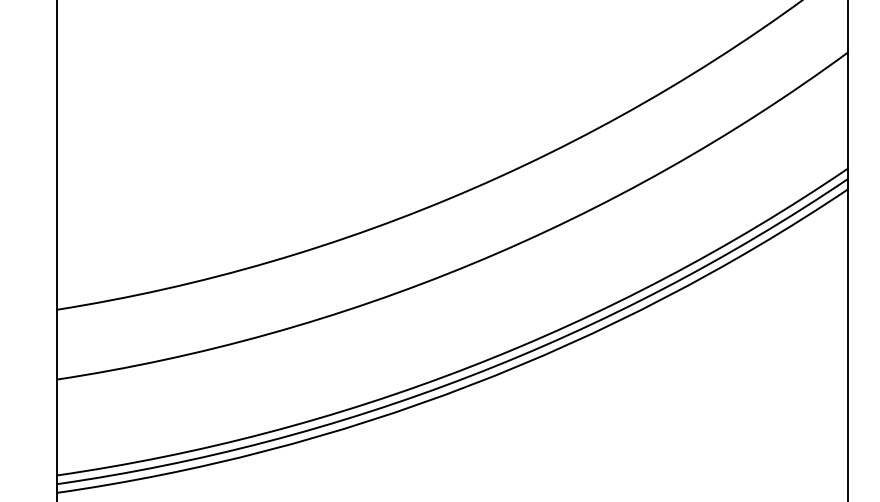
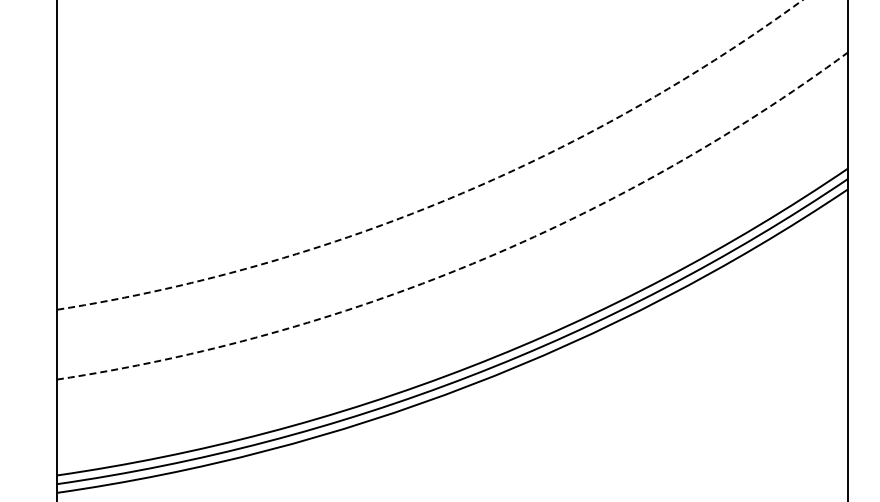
arc: solid -> dashed (448, 198)
arc: solid -> dashed (472, 263)
